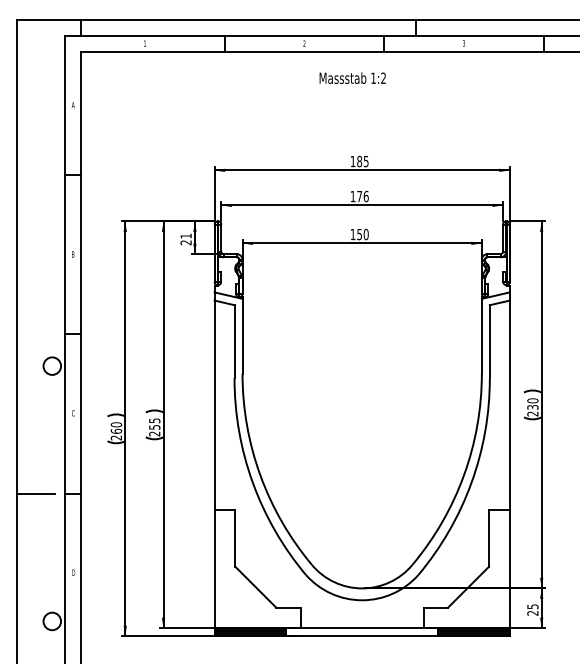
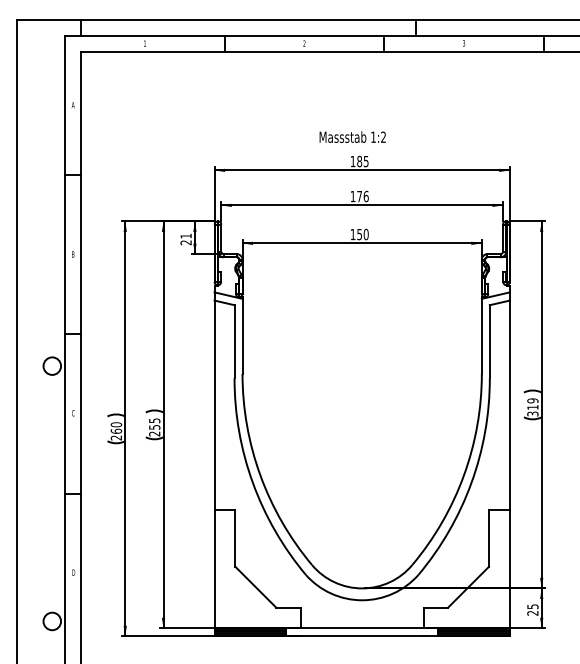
text position: (352, 77) -> (352, 136) (352, 136)
text: 230 -> 319 (532, 407)
line: present -> none (36, 493)
